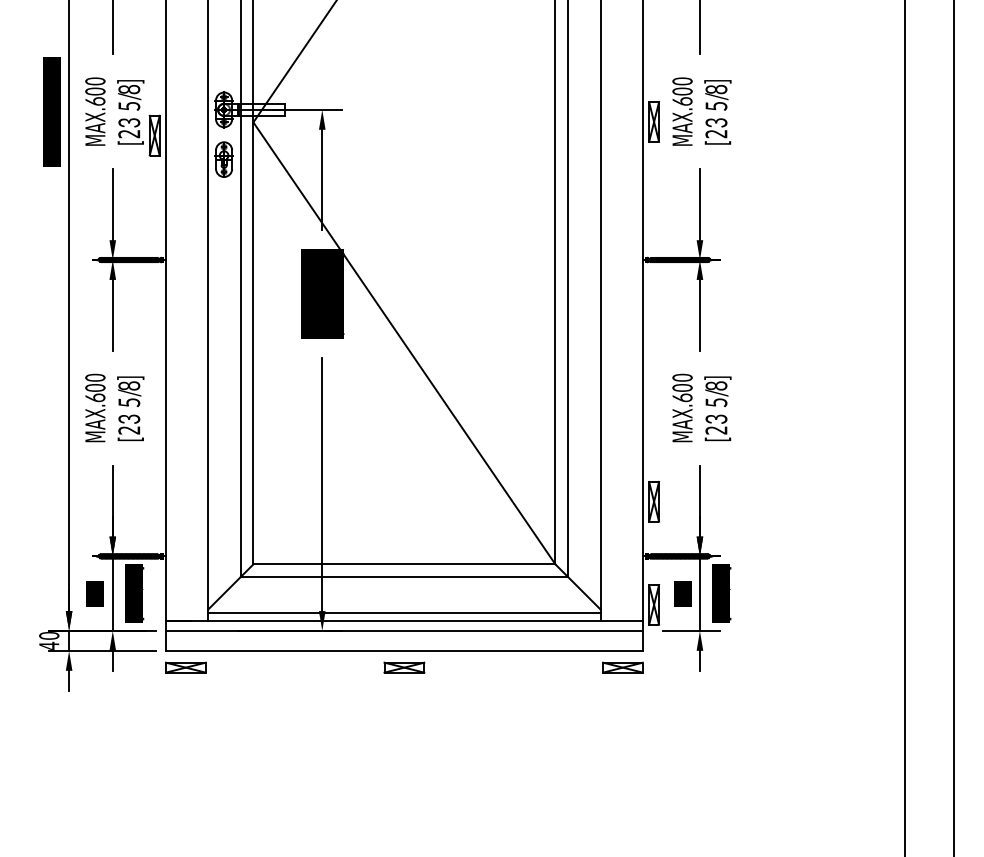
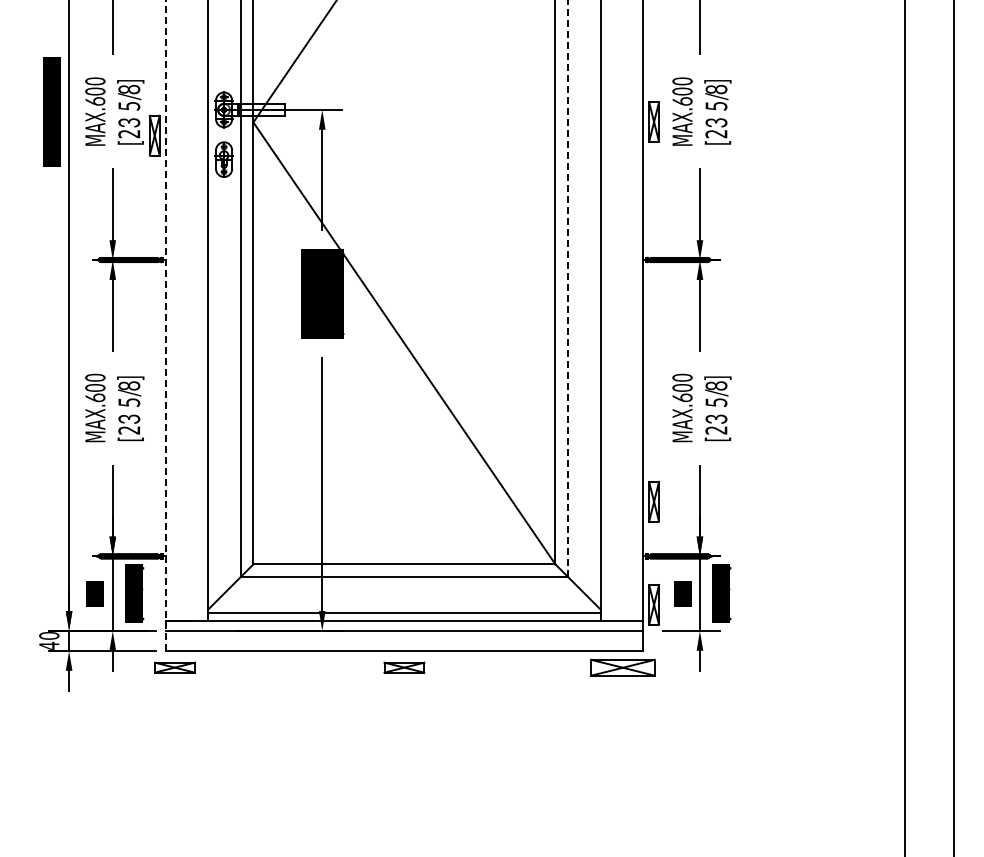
line: solid -> dashed (567, 288)
line: solid -> dashed (166, 325)
part position: (185, 667) -> (174, 667) (174, 667)
part size: 42x13 px -> 66x19 px (622, 667)
